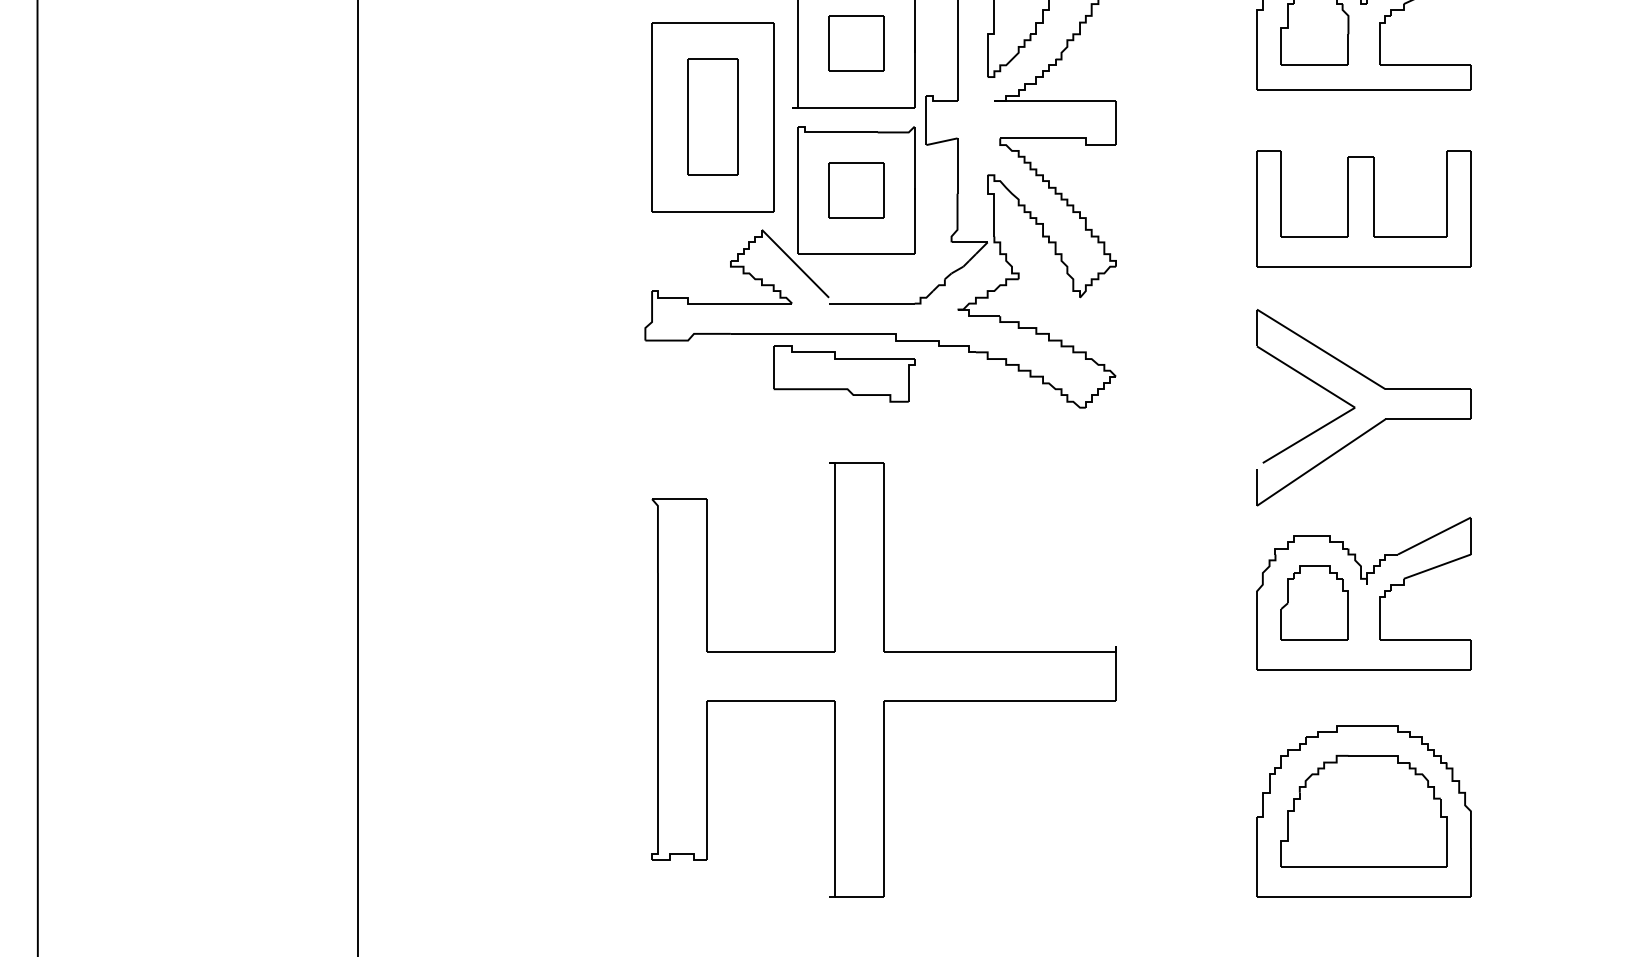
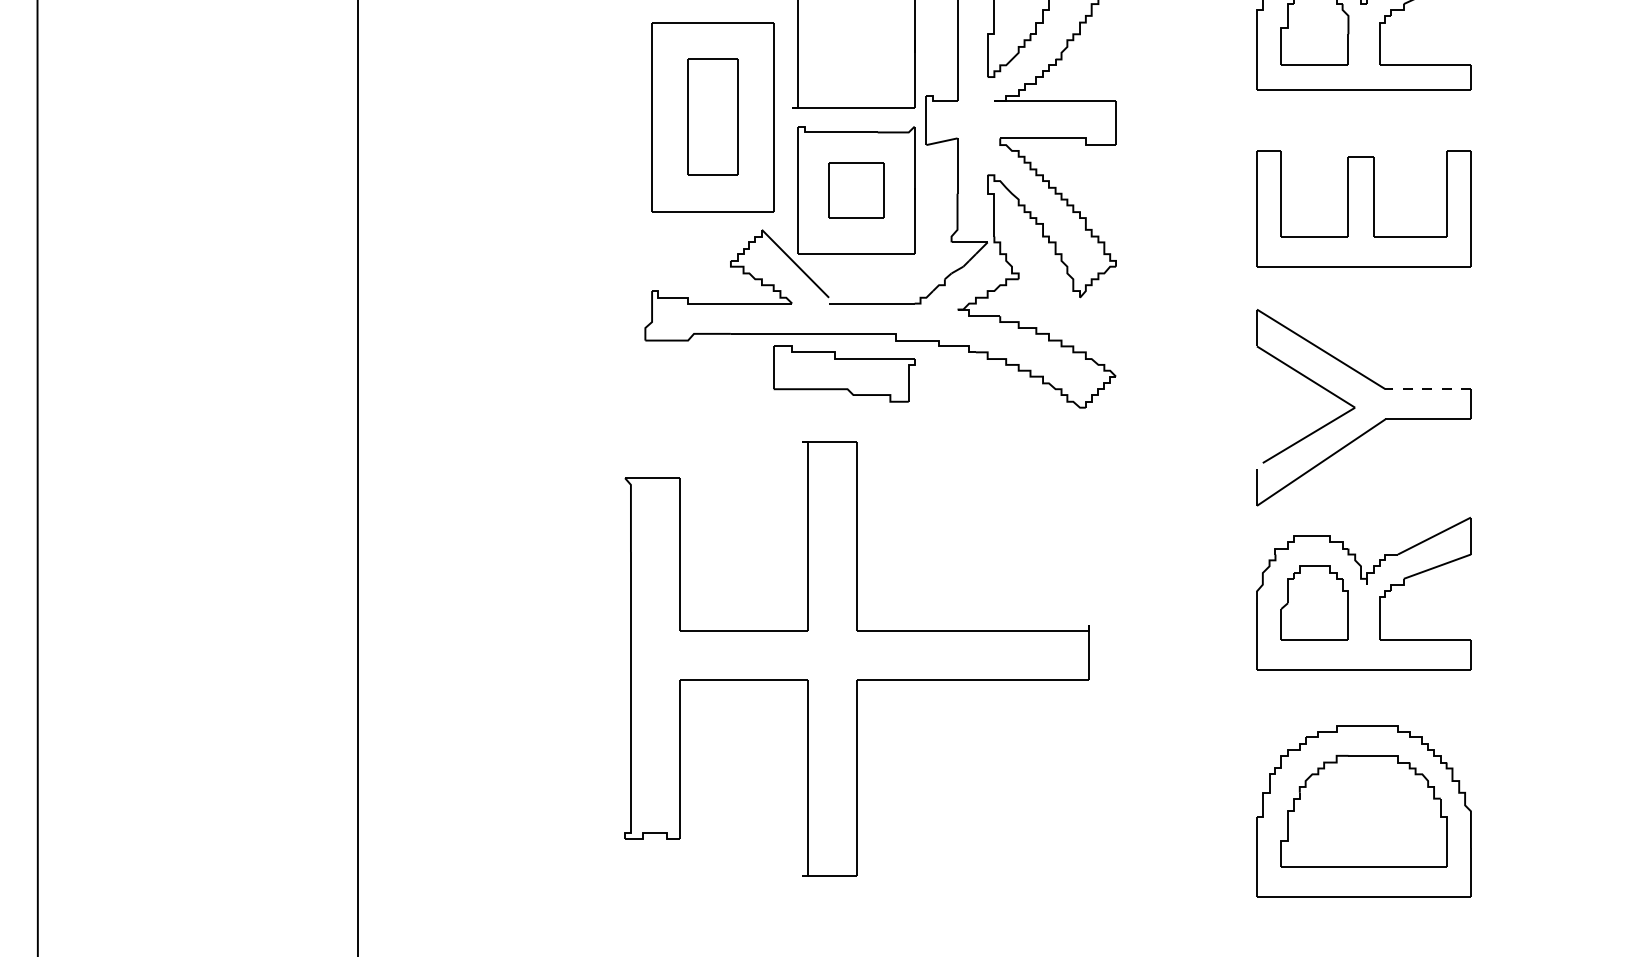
part: present -> none (856, 43)
line: solid -> dashed (1428, 389)
part position: (883, 679) -> (856, 658) (856, 658)
